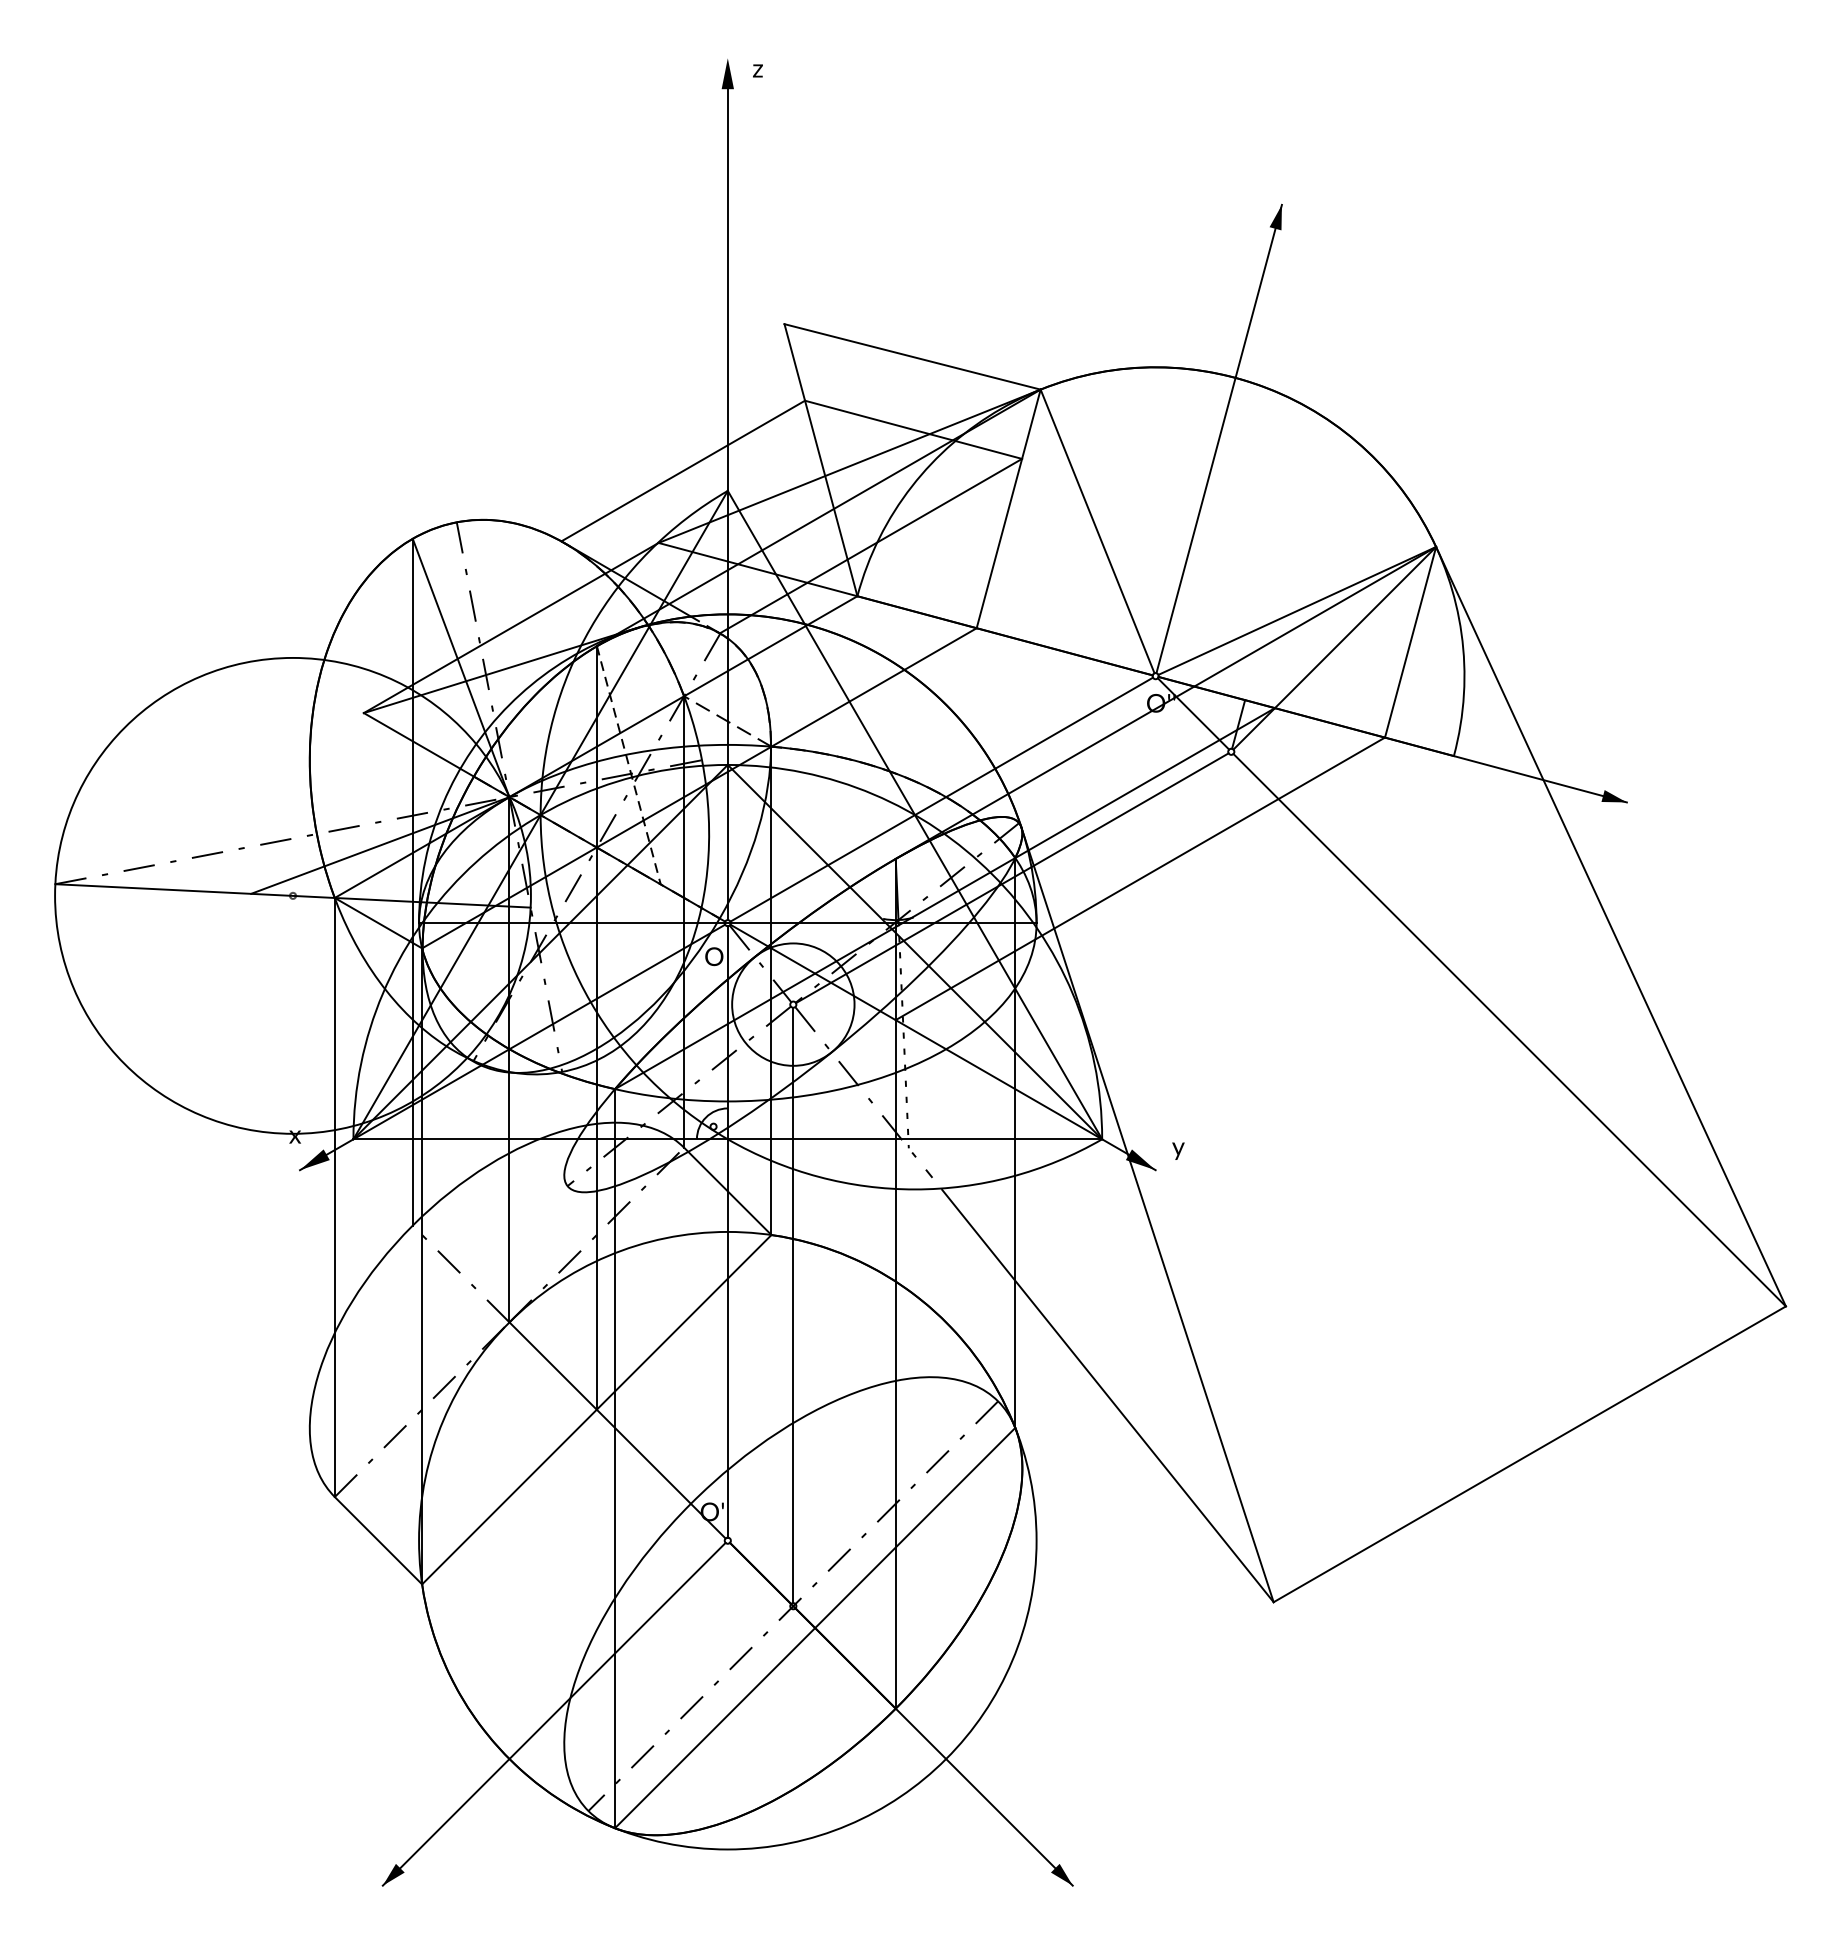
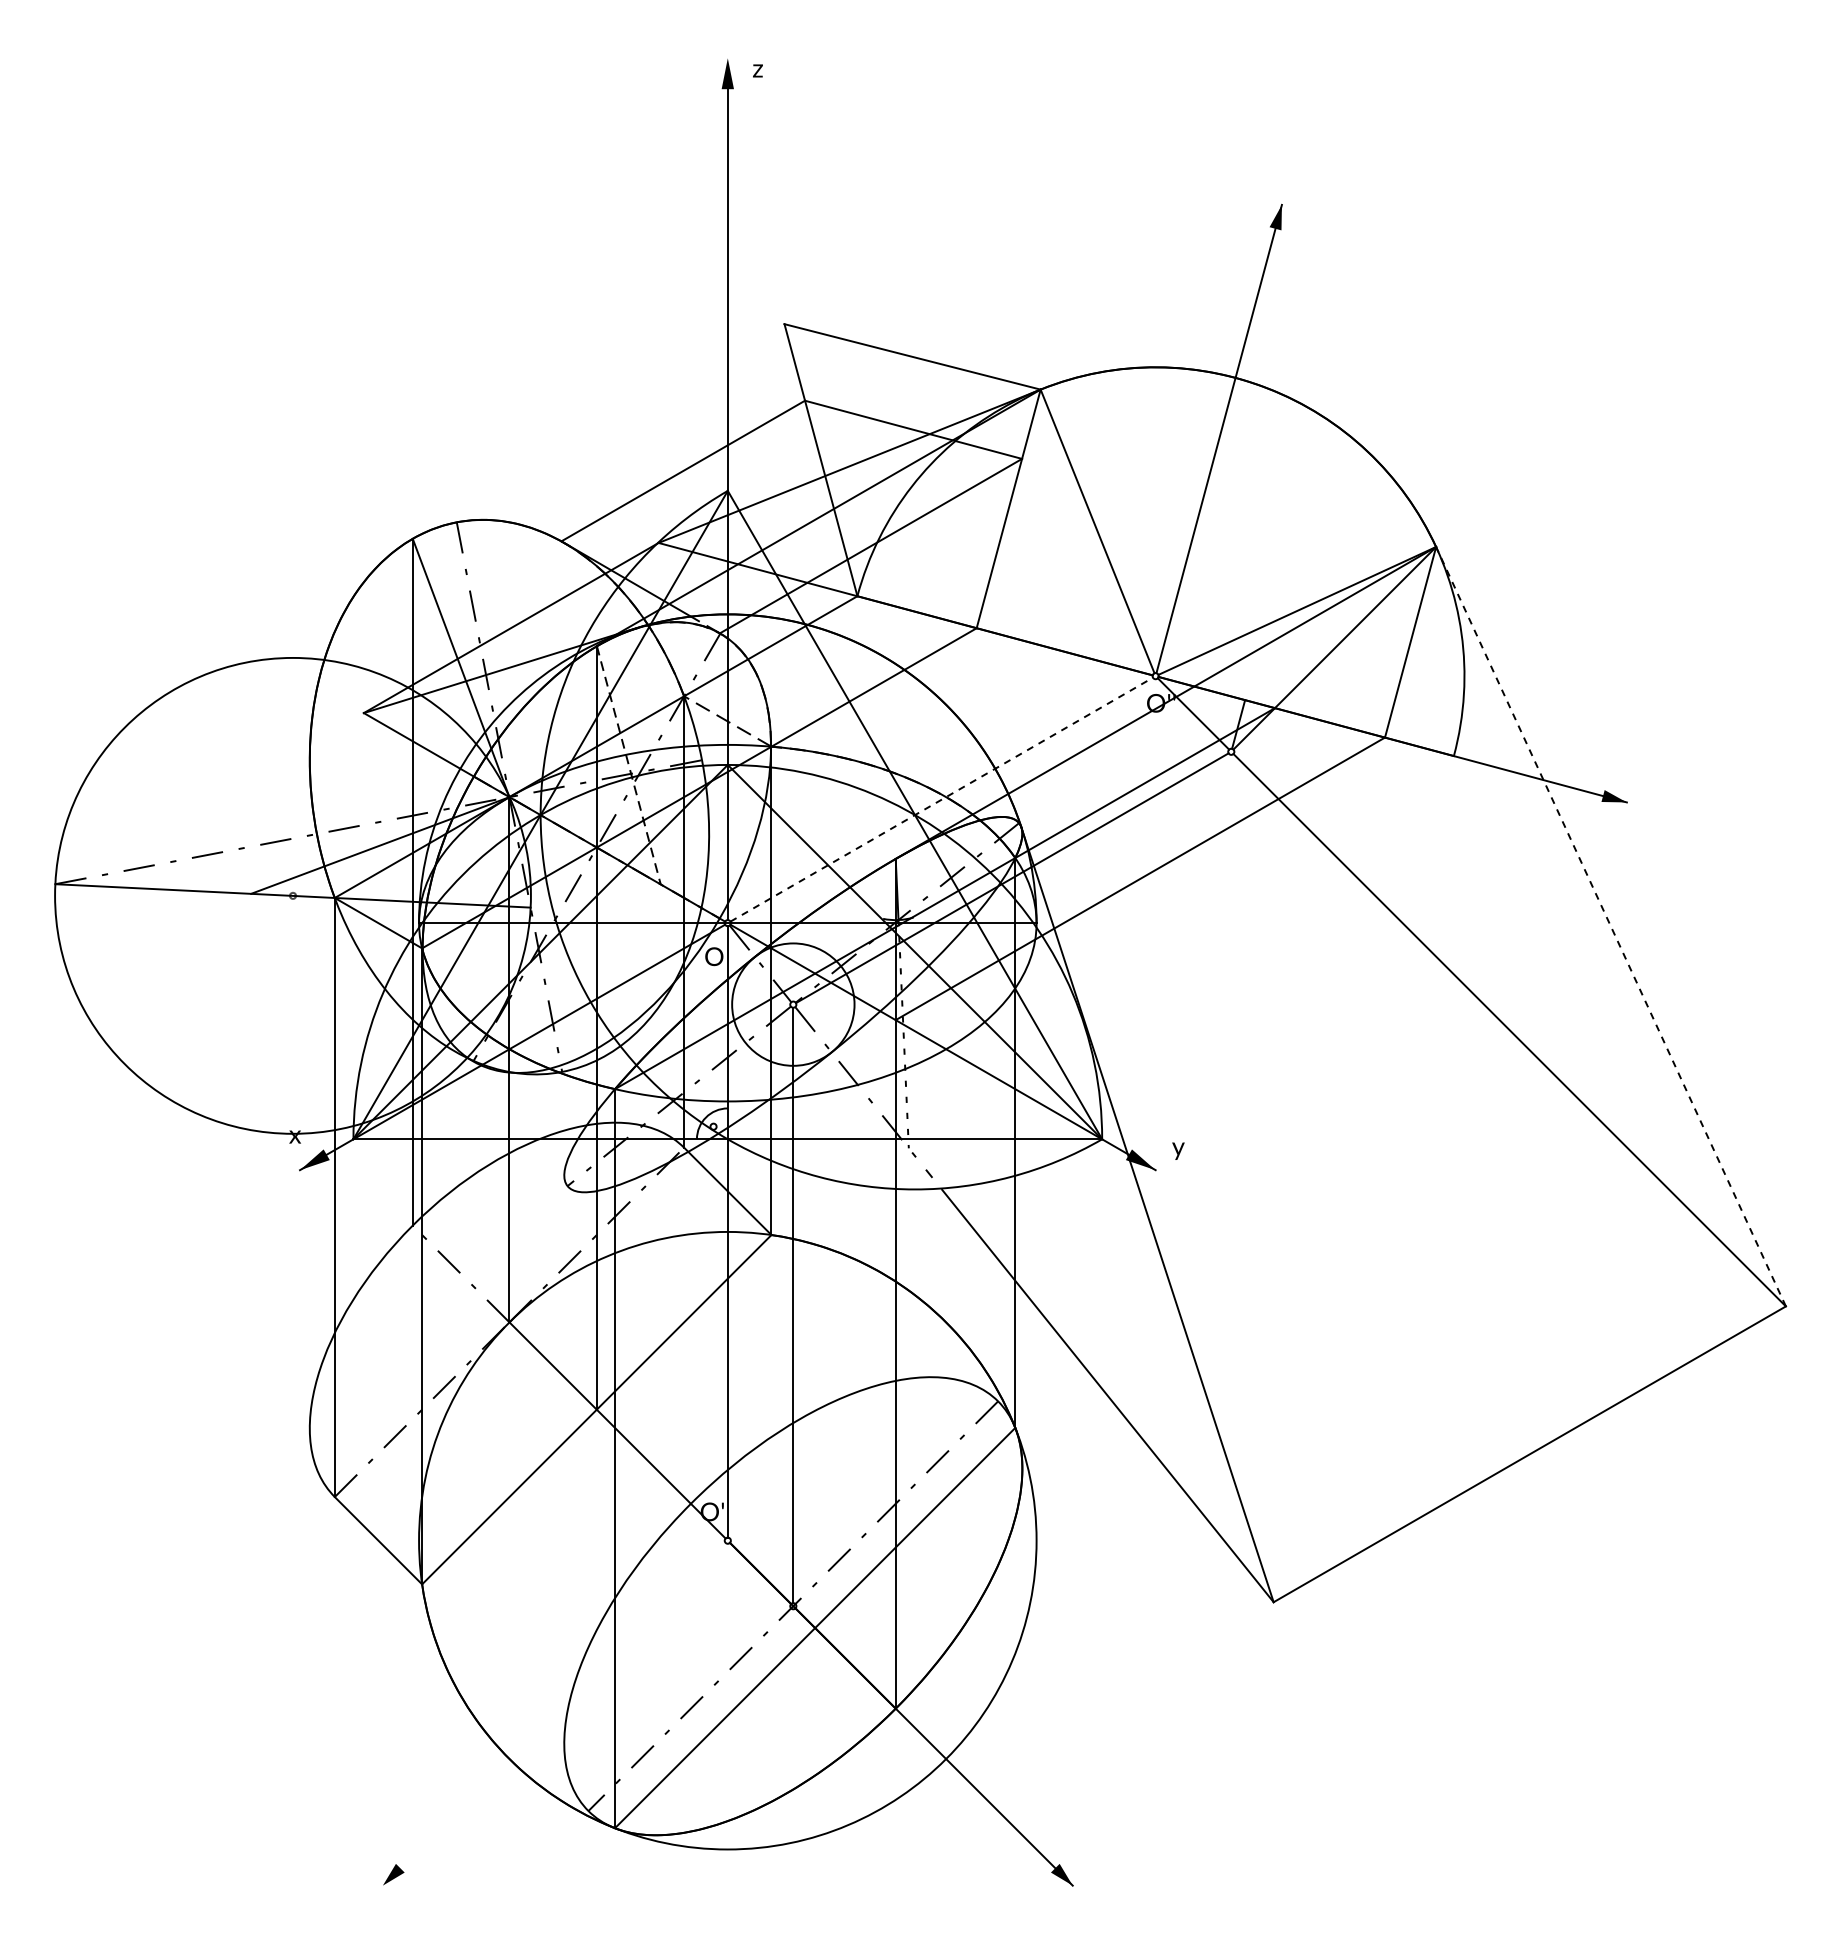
line: solid -> dashed (941, 799)
line: solid -> dashed (1610, 926)
line: present -> none (553, 1713)
